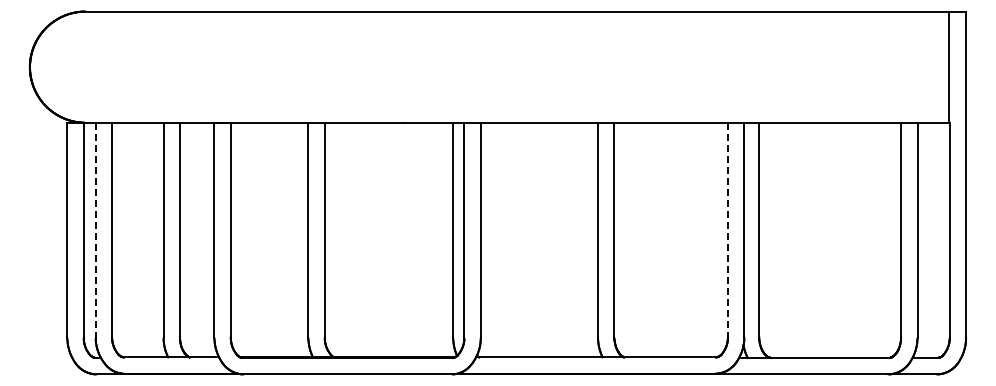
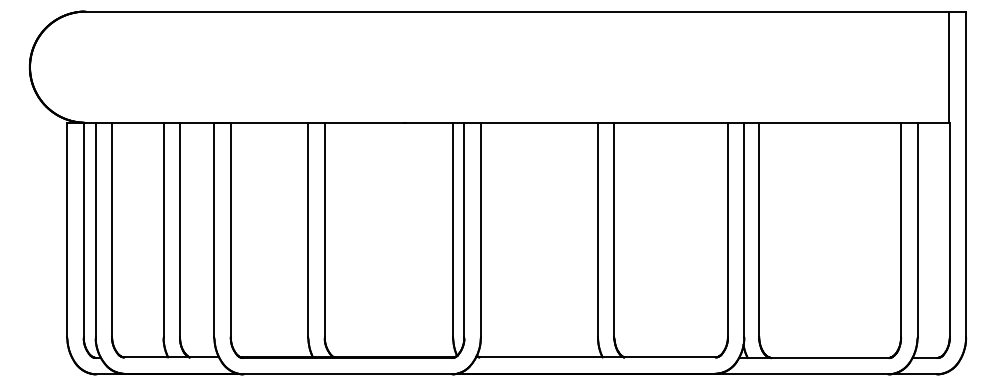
line: dashed -> solid (95, 229)
line: dashed -> solid (727, 229)
